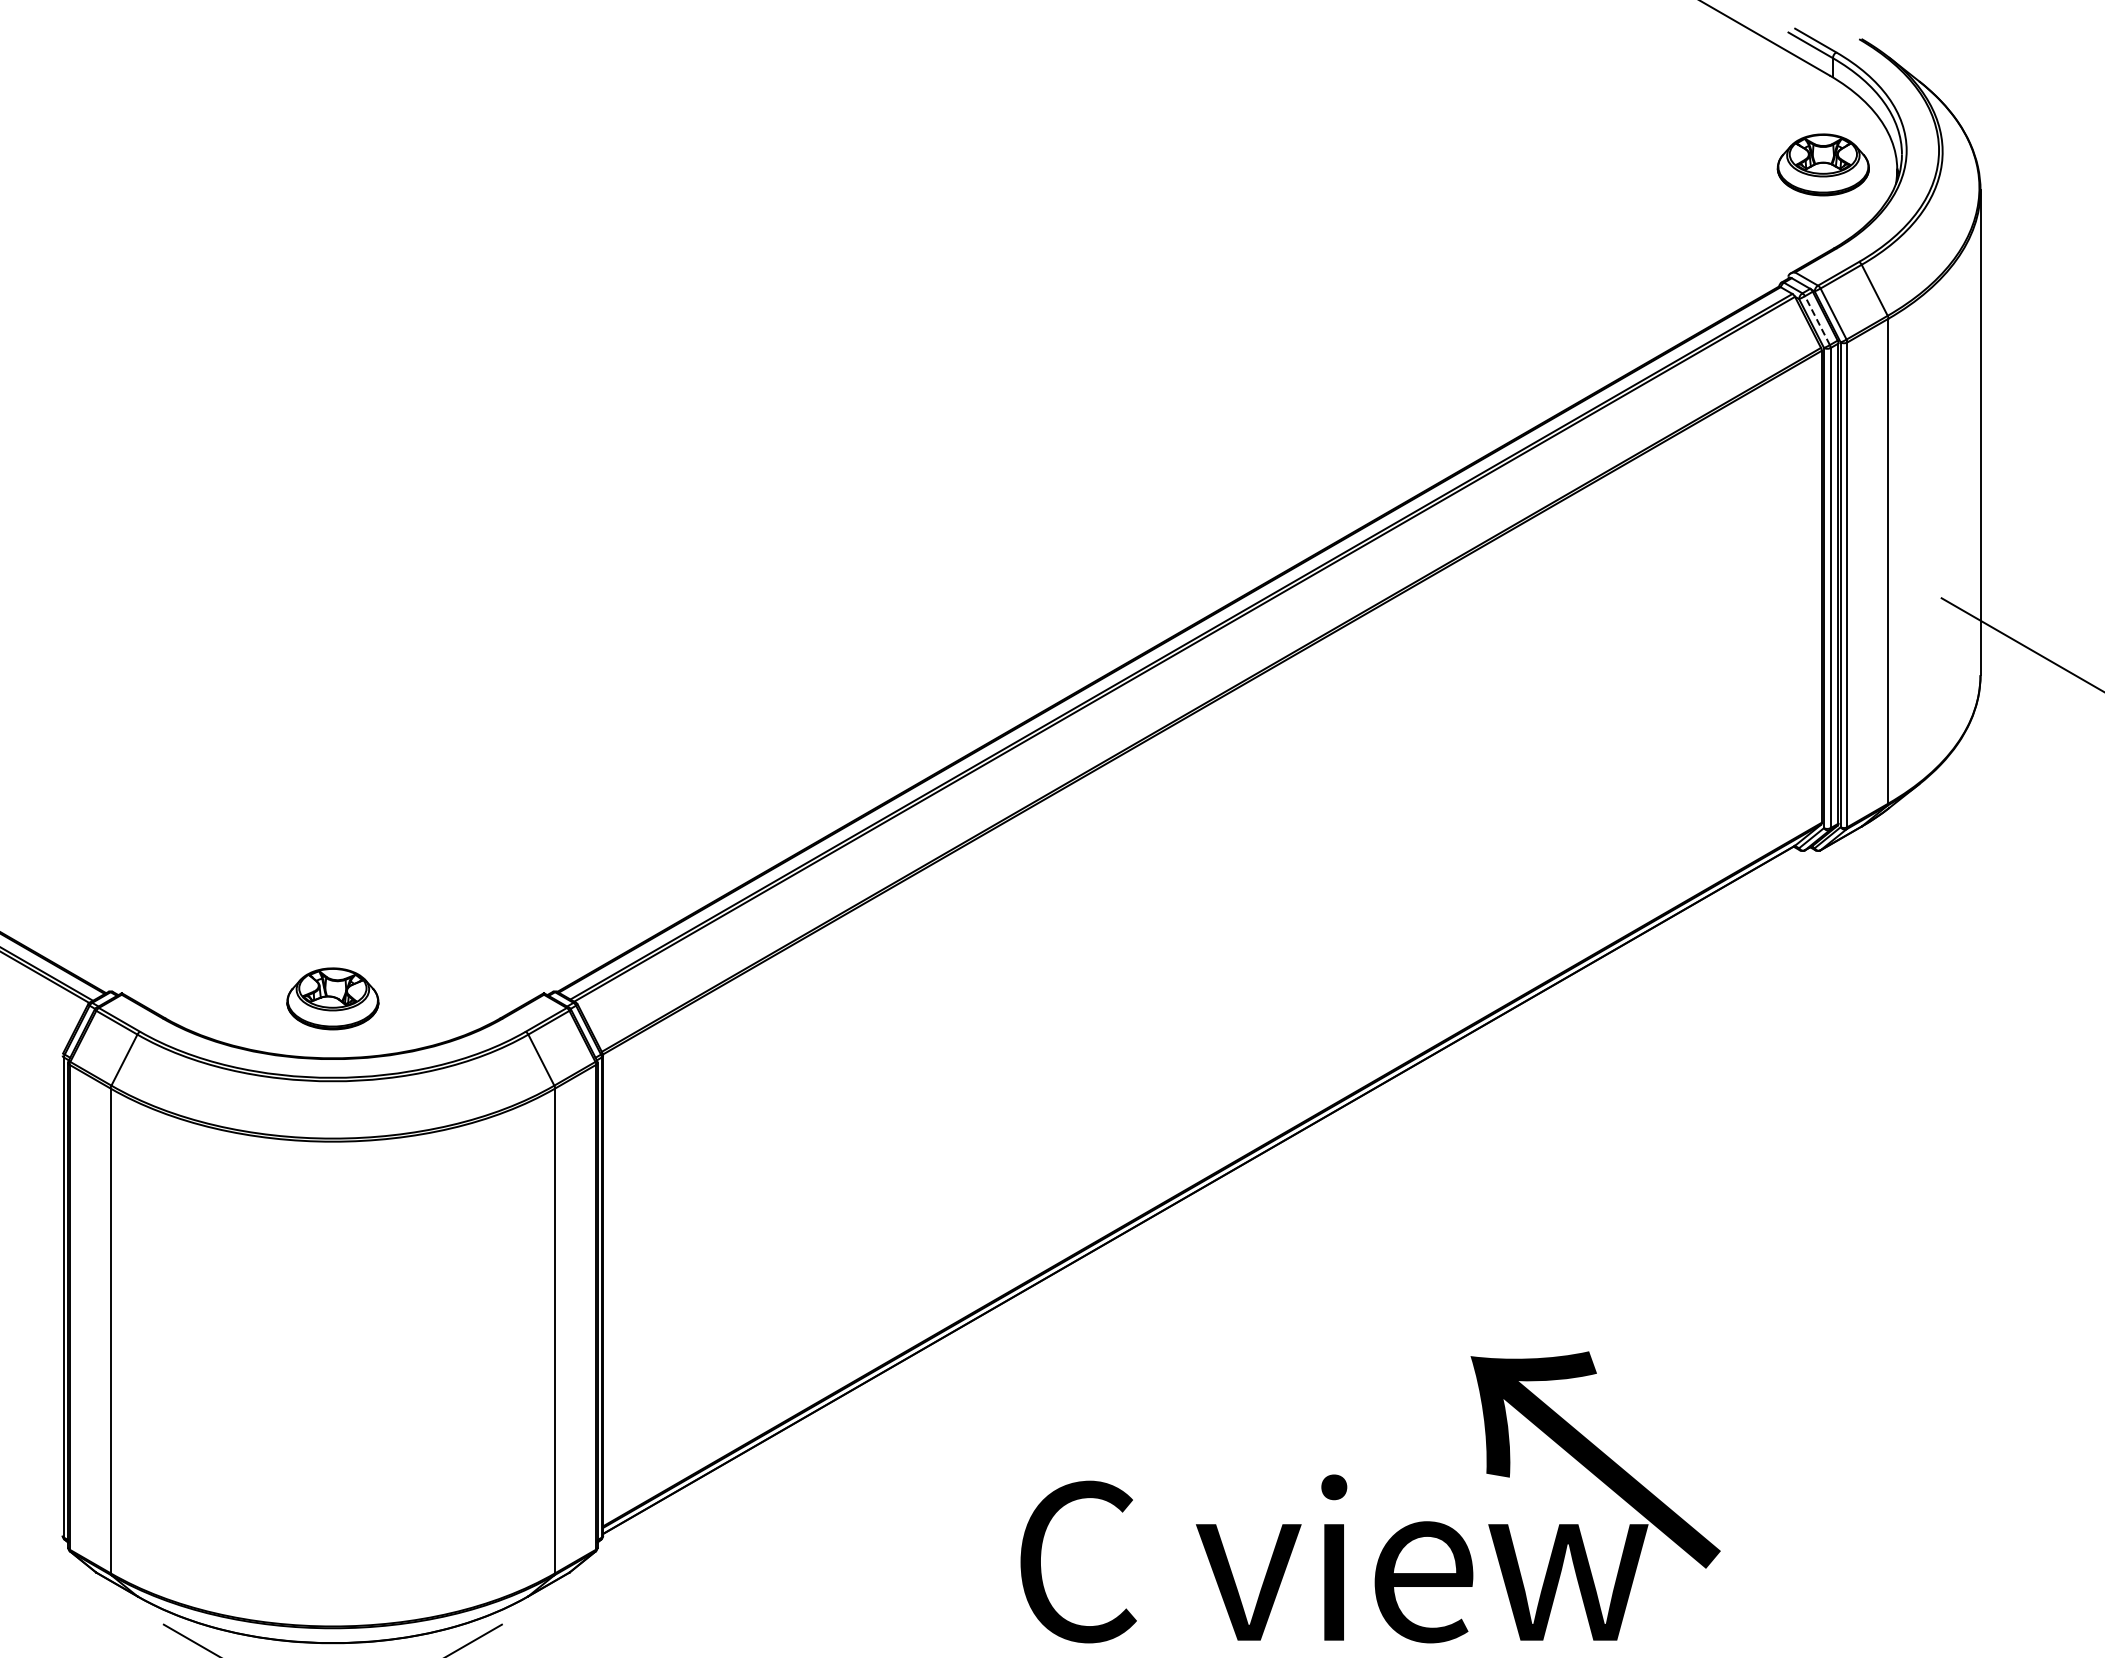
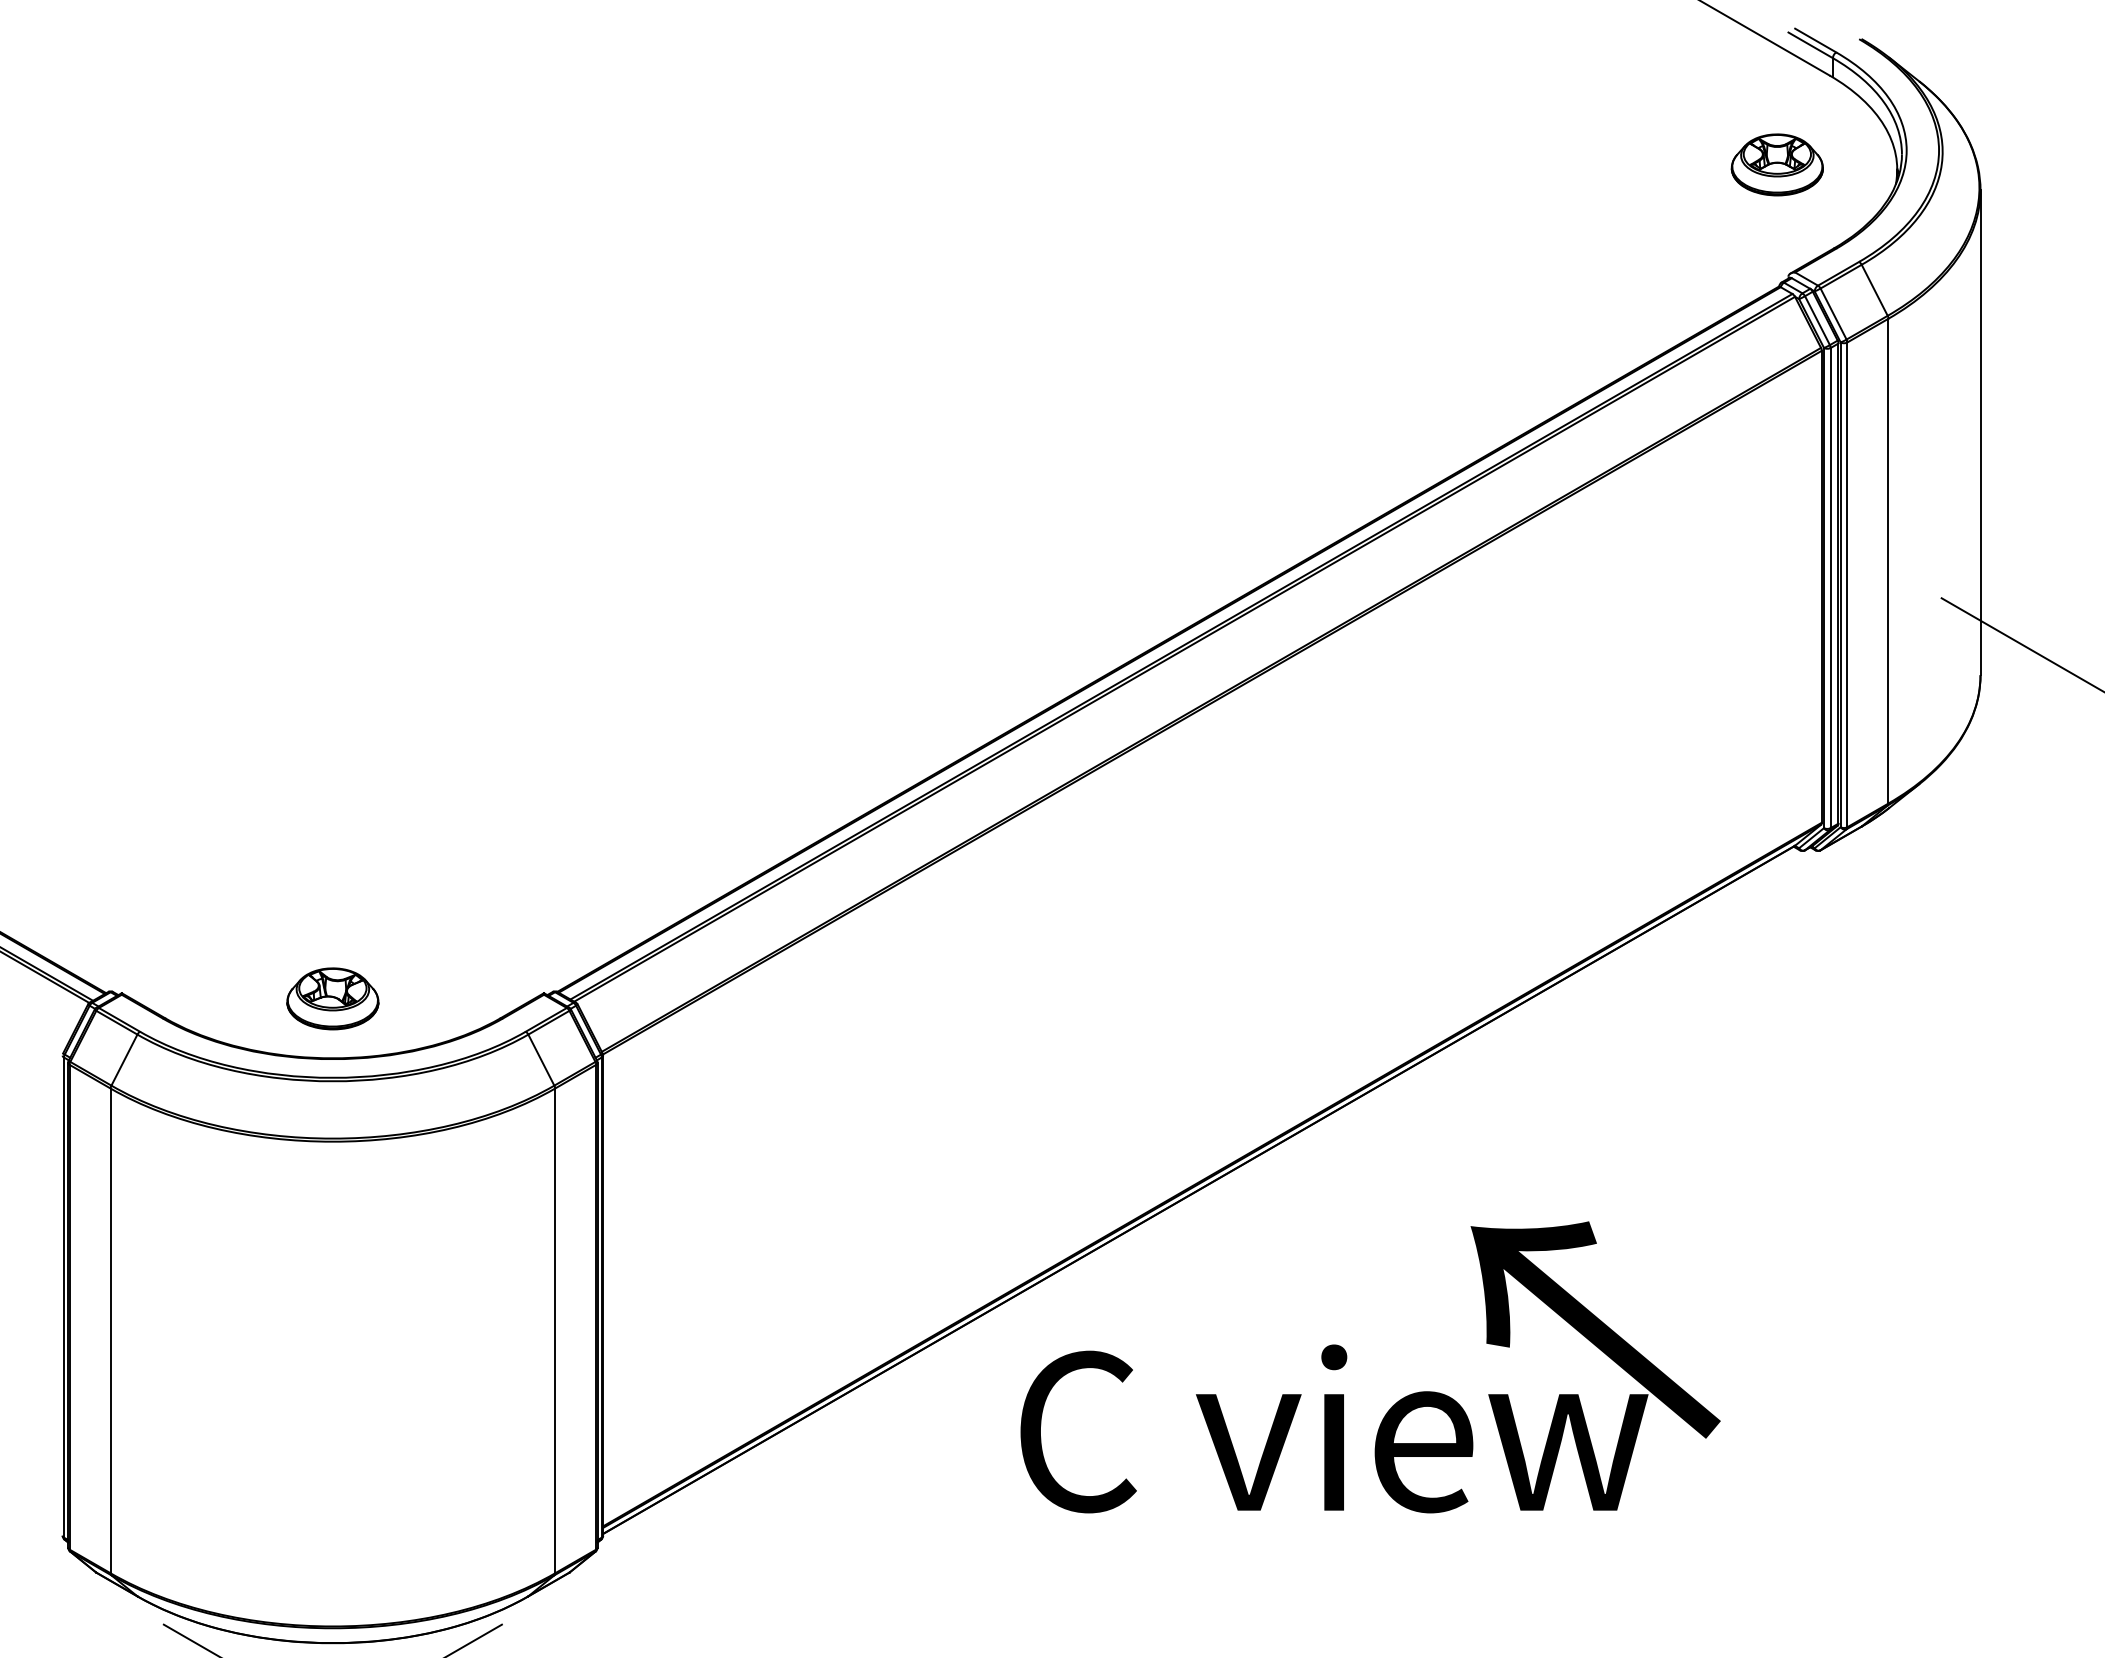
part position: (1822, 164) -> (1776, 164) (1776, 164)
line: dashed -> solid (1817, 320)
text position: (1370, 1497) -> (1370, 1367) (1370, 1367)
